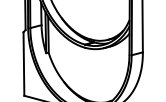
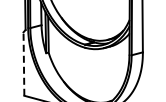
line: solid -> dashed (23, 64)
